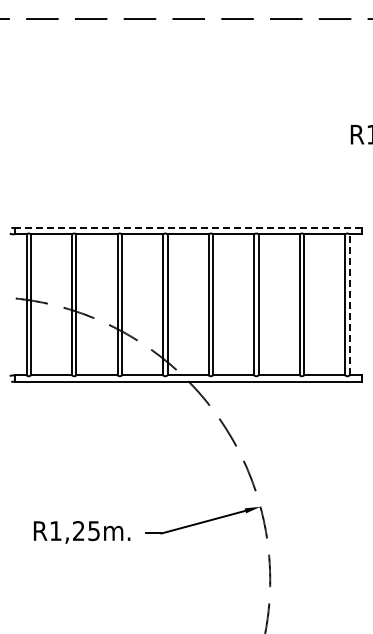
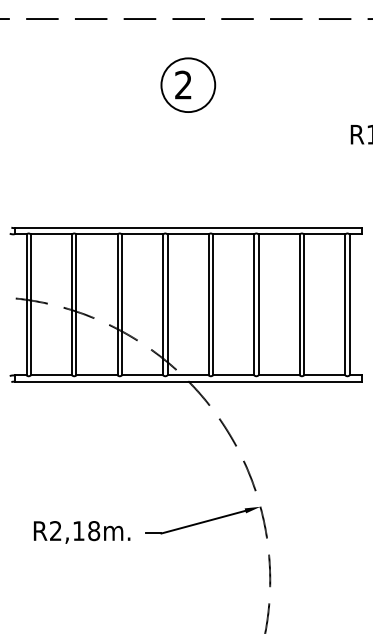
part: none -> present (188, 84)
line: dashed -> solid (188, 228)
line: dashed -> solid (349, 304)
text: R1,25m. -> R2,18m. (75, 531)
